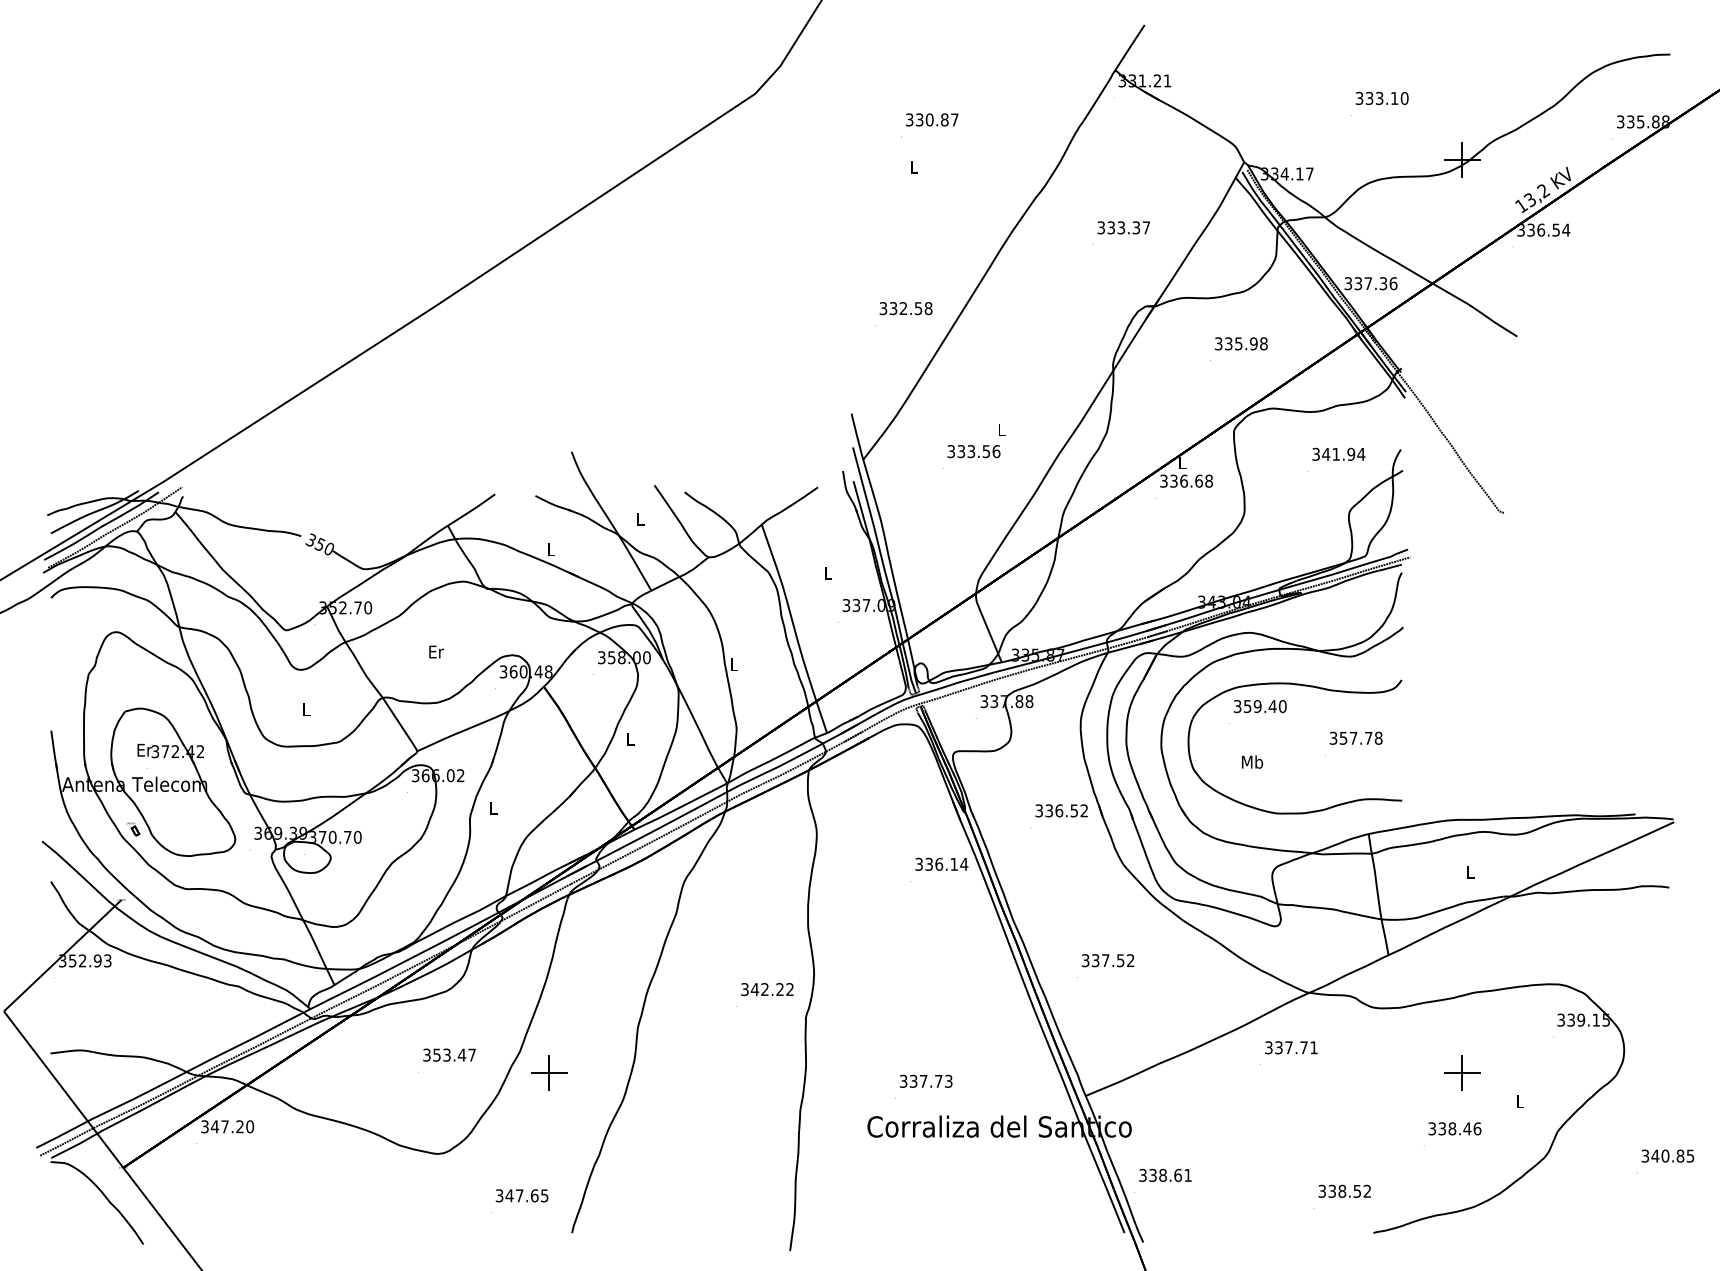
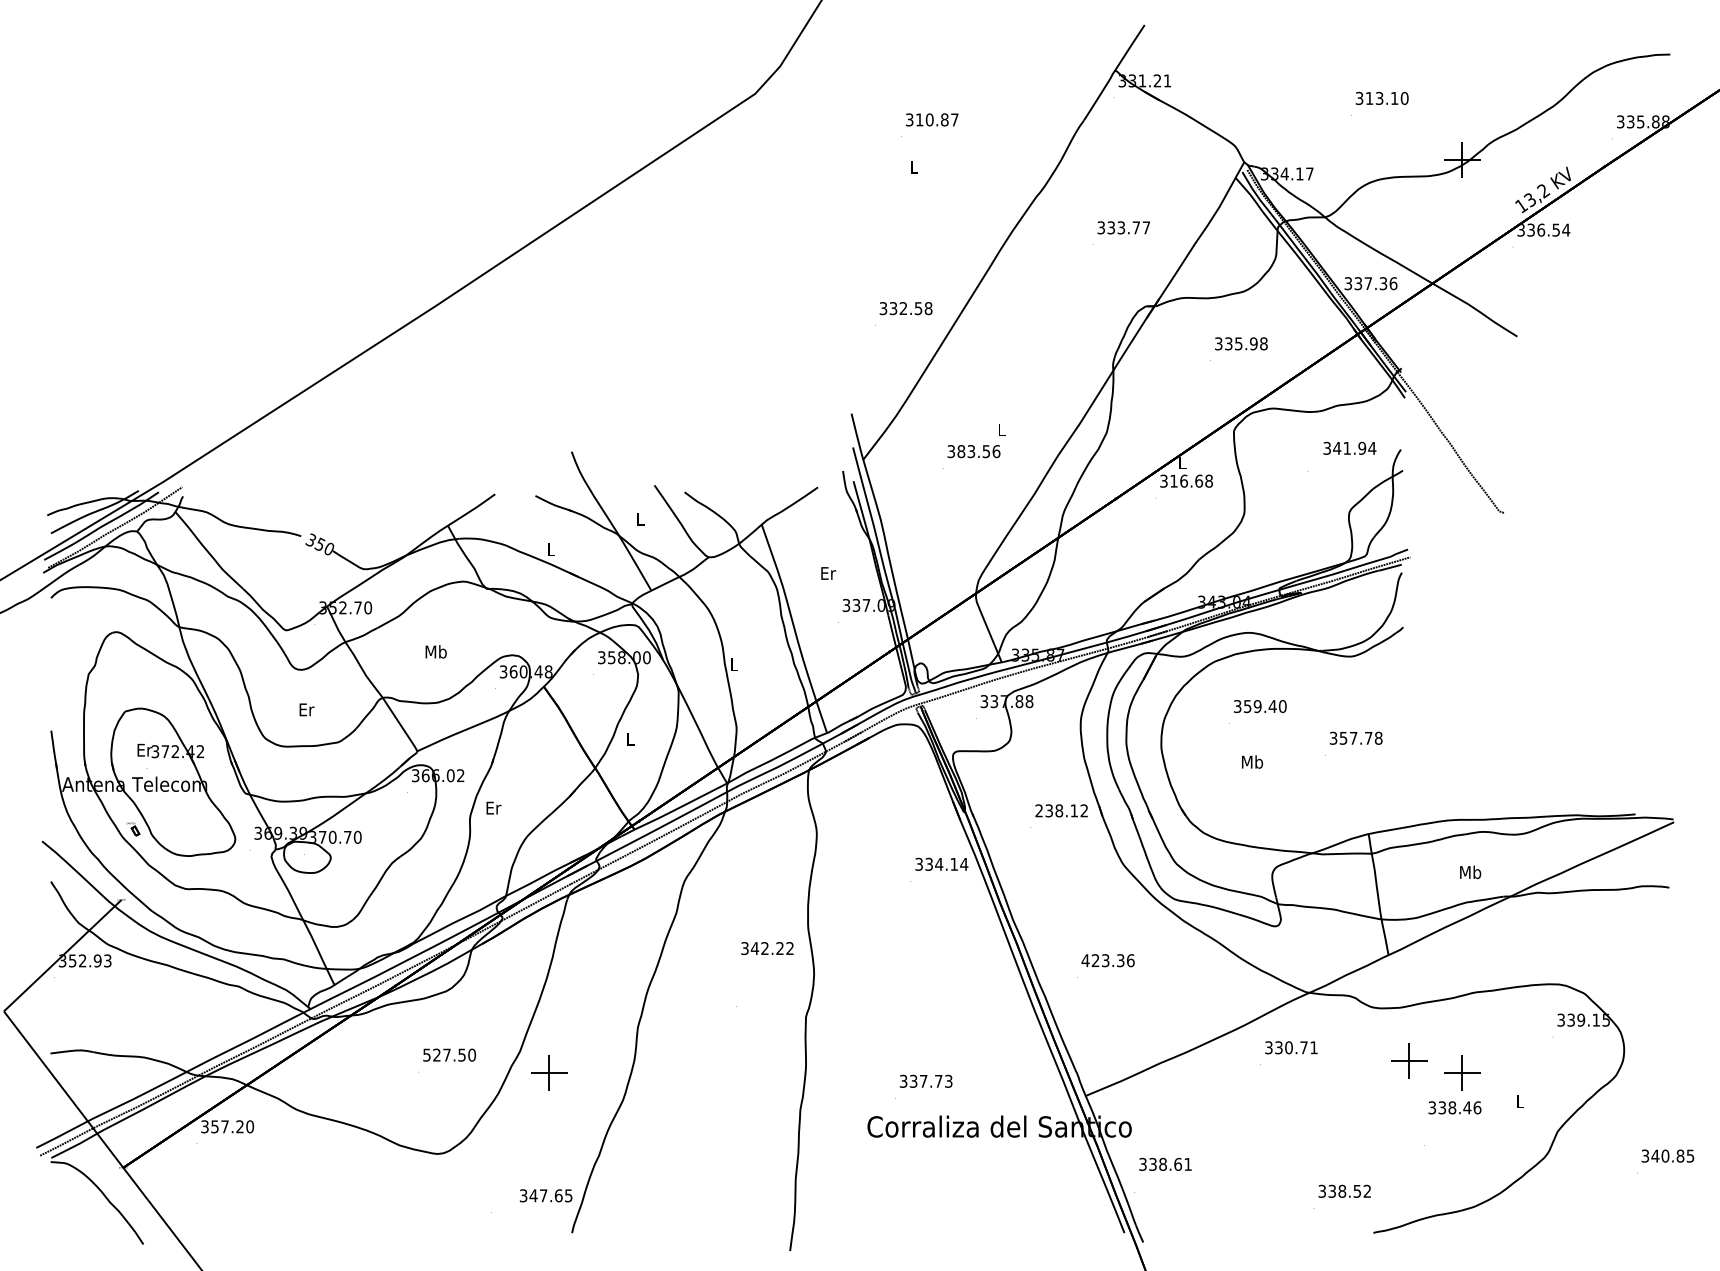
text: 333.10 -> 313.10 (1369, 97)
text: 330.87 -> 310.87 (919, 119)
text: 333.37 -> 333.77 (1136, 227)
text: 333.56 -> 383.56 (961, 451)
text position: (1338, 453) -> (1349, 447) (1349, 447)
text: 336.68 -> 316.68 (1173, 480)
text: L -> Er (828, 573)
text: Er -> Mb (435, 651)
part: present -> none (1303, 686)
text: L -> Er (306, 709)
text: L -> Er (493, 807)
text: 336.52 -> 238.12 (1056, 810)
text: 336.14 -> 334.14 (939, 863)
text: L -> Mb (1470, 872)
text: 337.52 -> 423.36 (1107, 960)
text position: (767, 989) -> (767, 948) (767, 948)
text: 337.71 -> 330.71 (1288, 1047)
text: 353.47 -> 527.50 (449, 1054)
part: none -> present (1409, 1060)
text: 347.20 -> 357.20 (214, 1126)
text position: (1454, 1128) -> (1454, 1107) (1454, 1107)
text position: (1165, 1174) -> (1165, 1163) (1165, 1163)
text position: (521, 1195) -> (545, 1195) (545, 1195)
